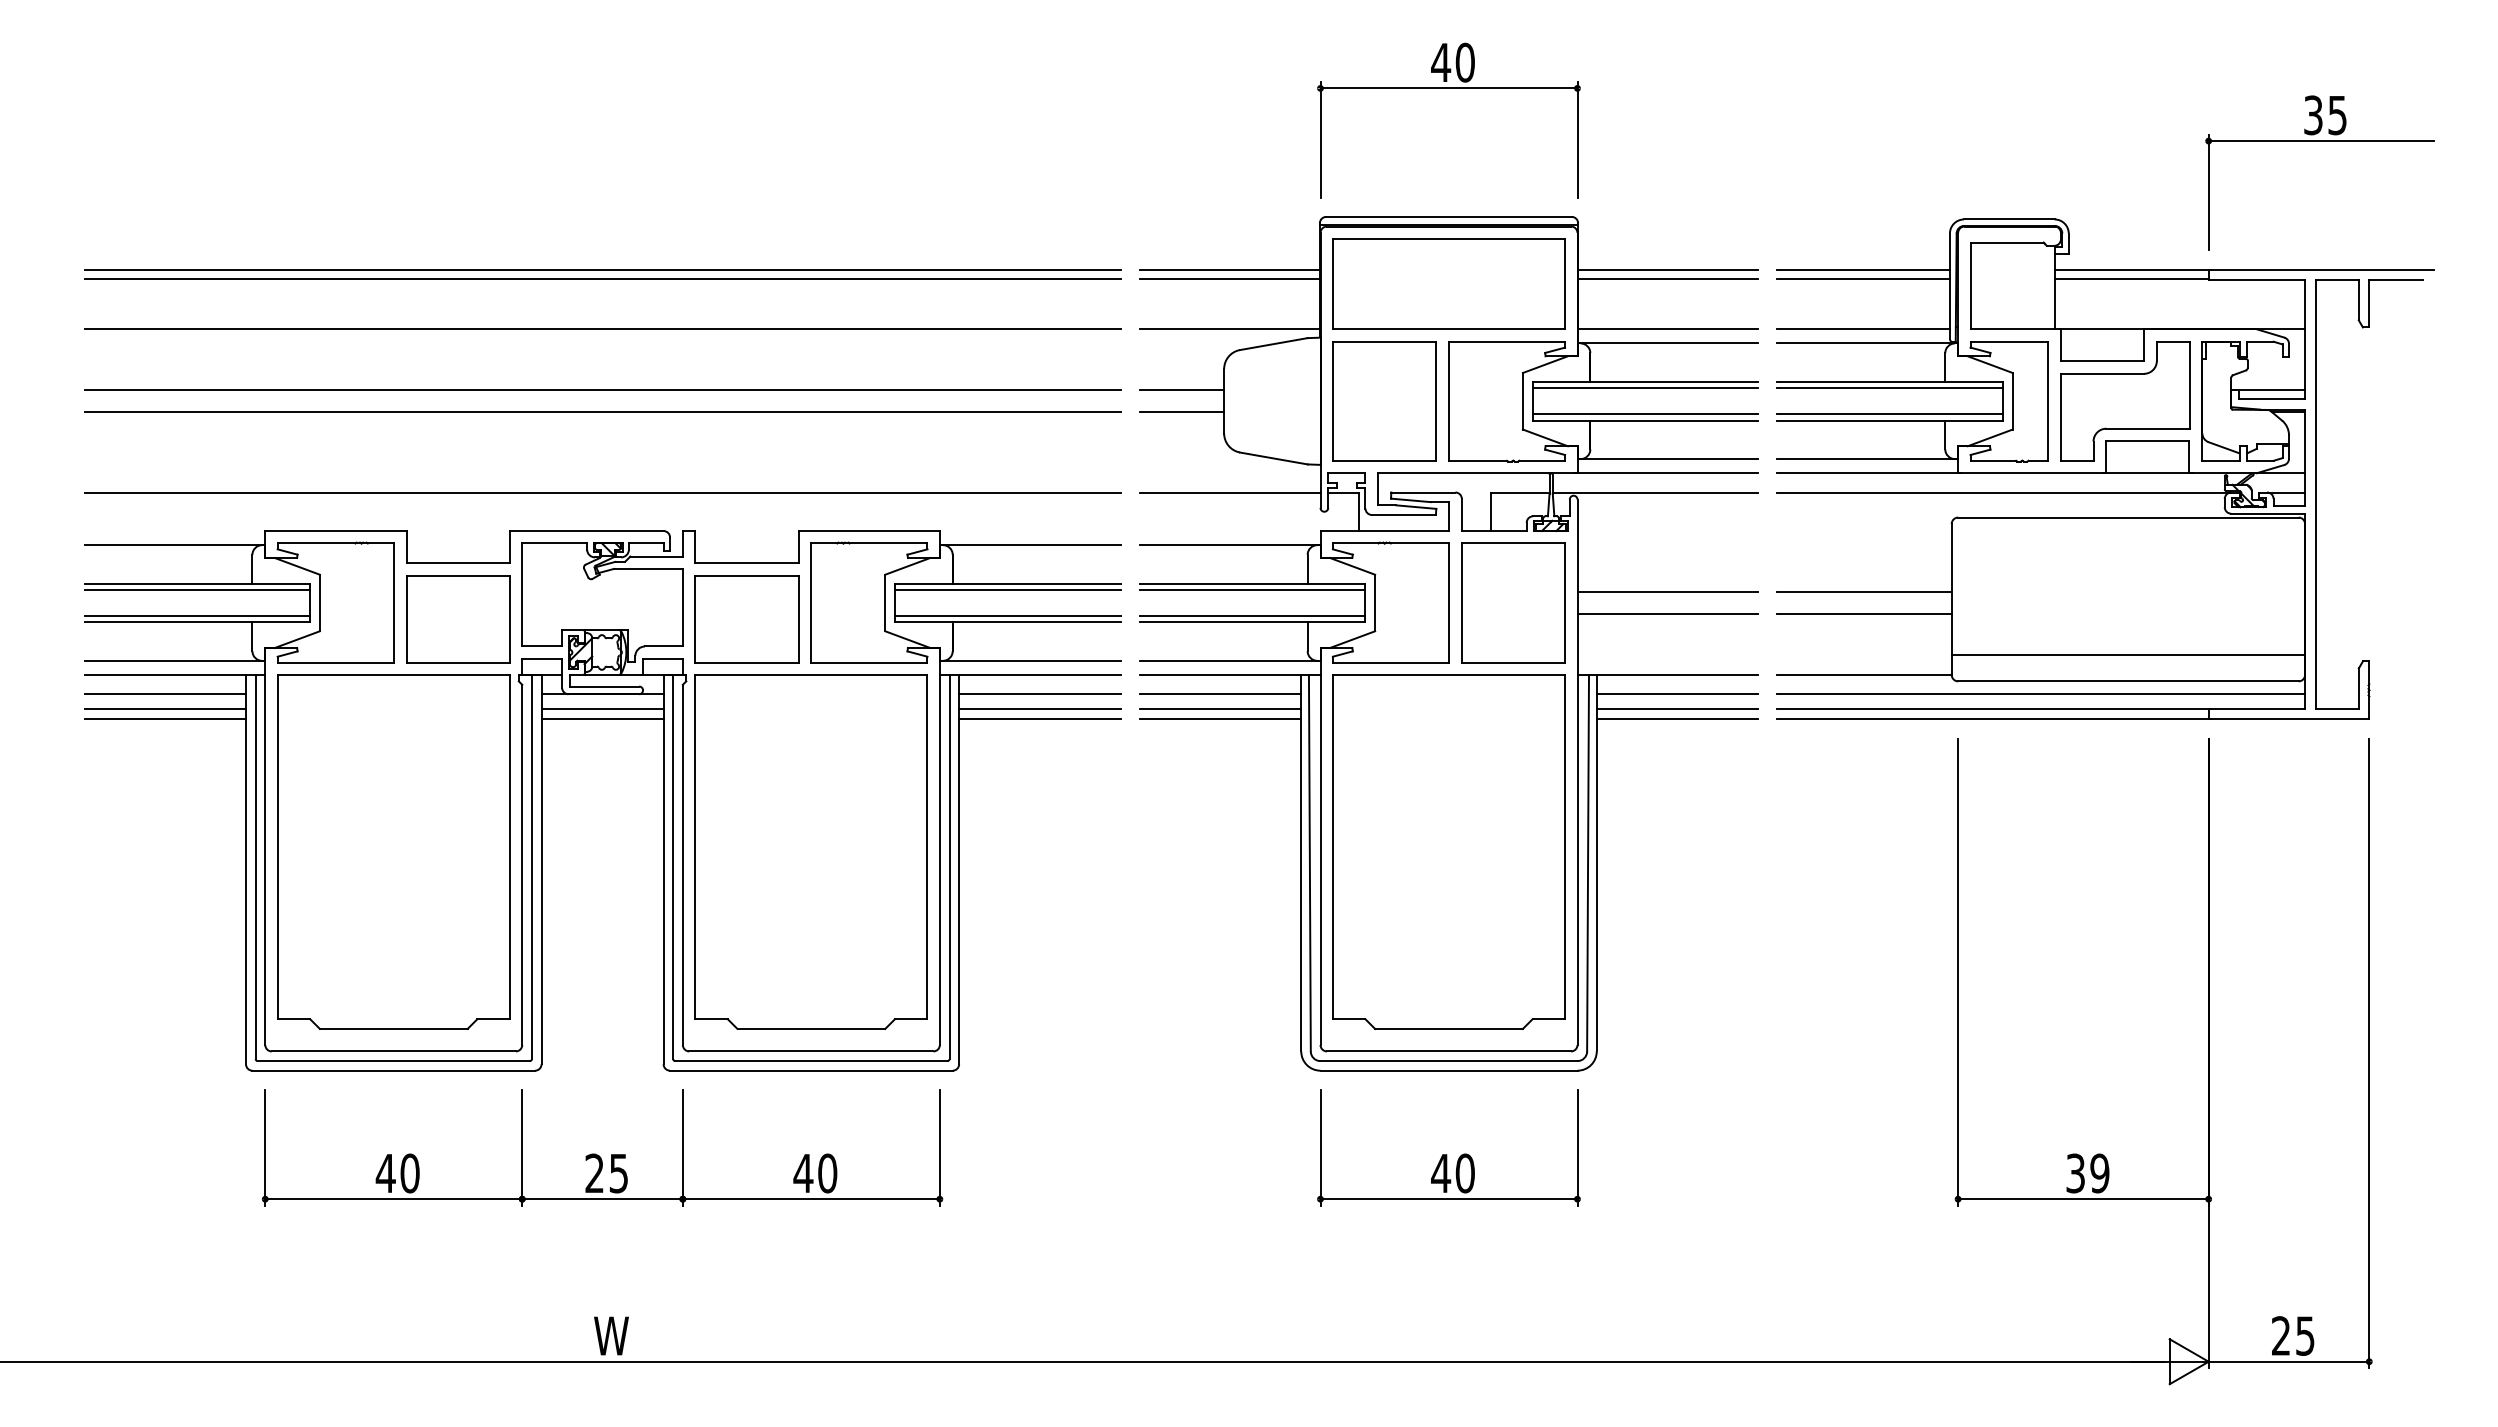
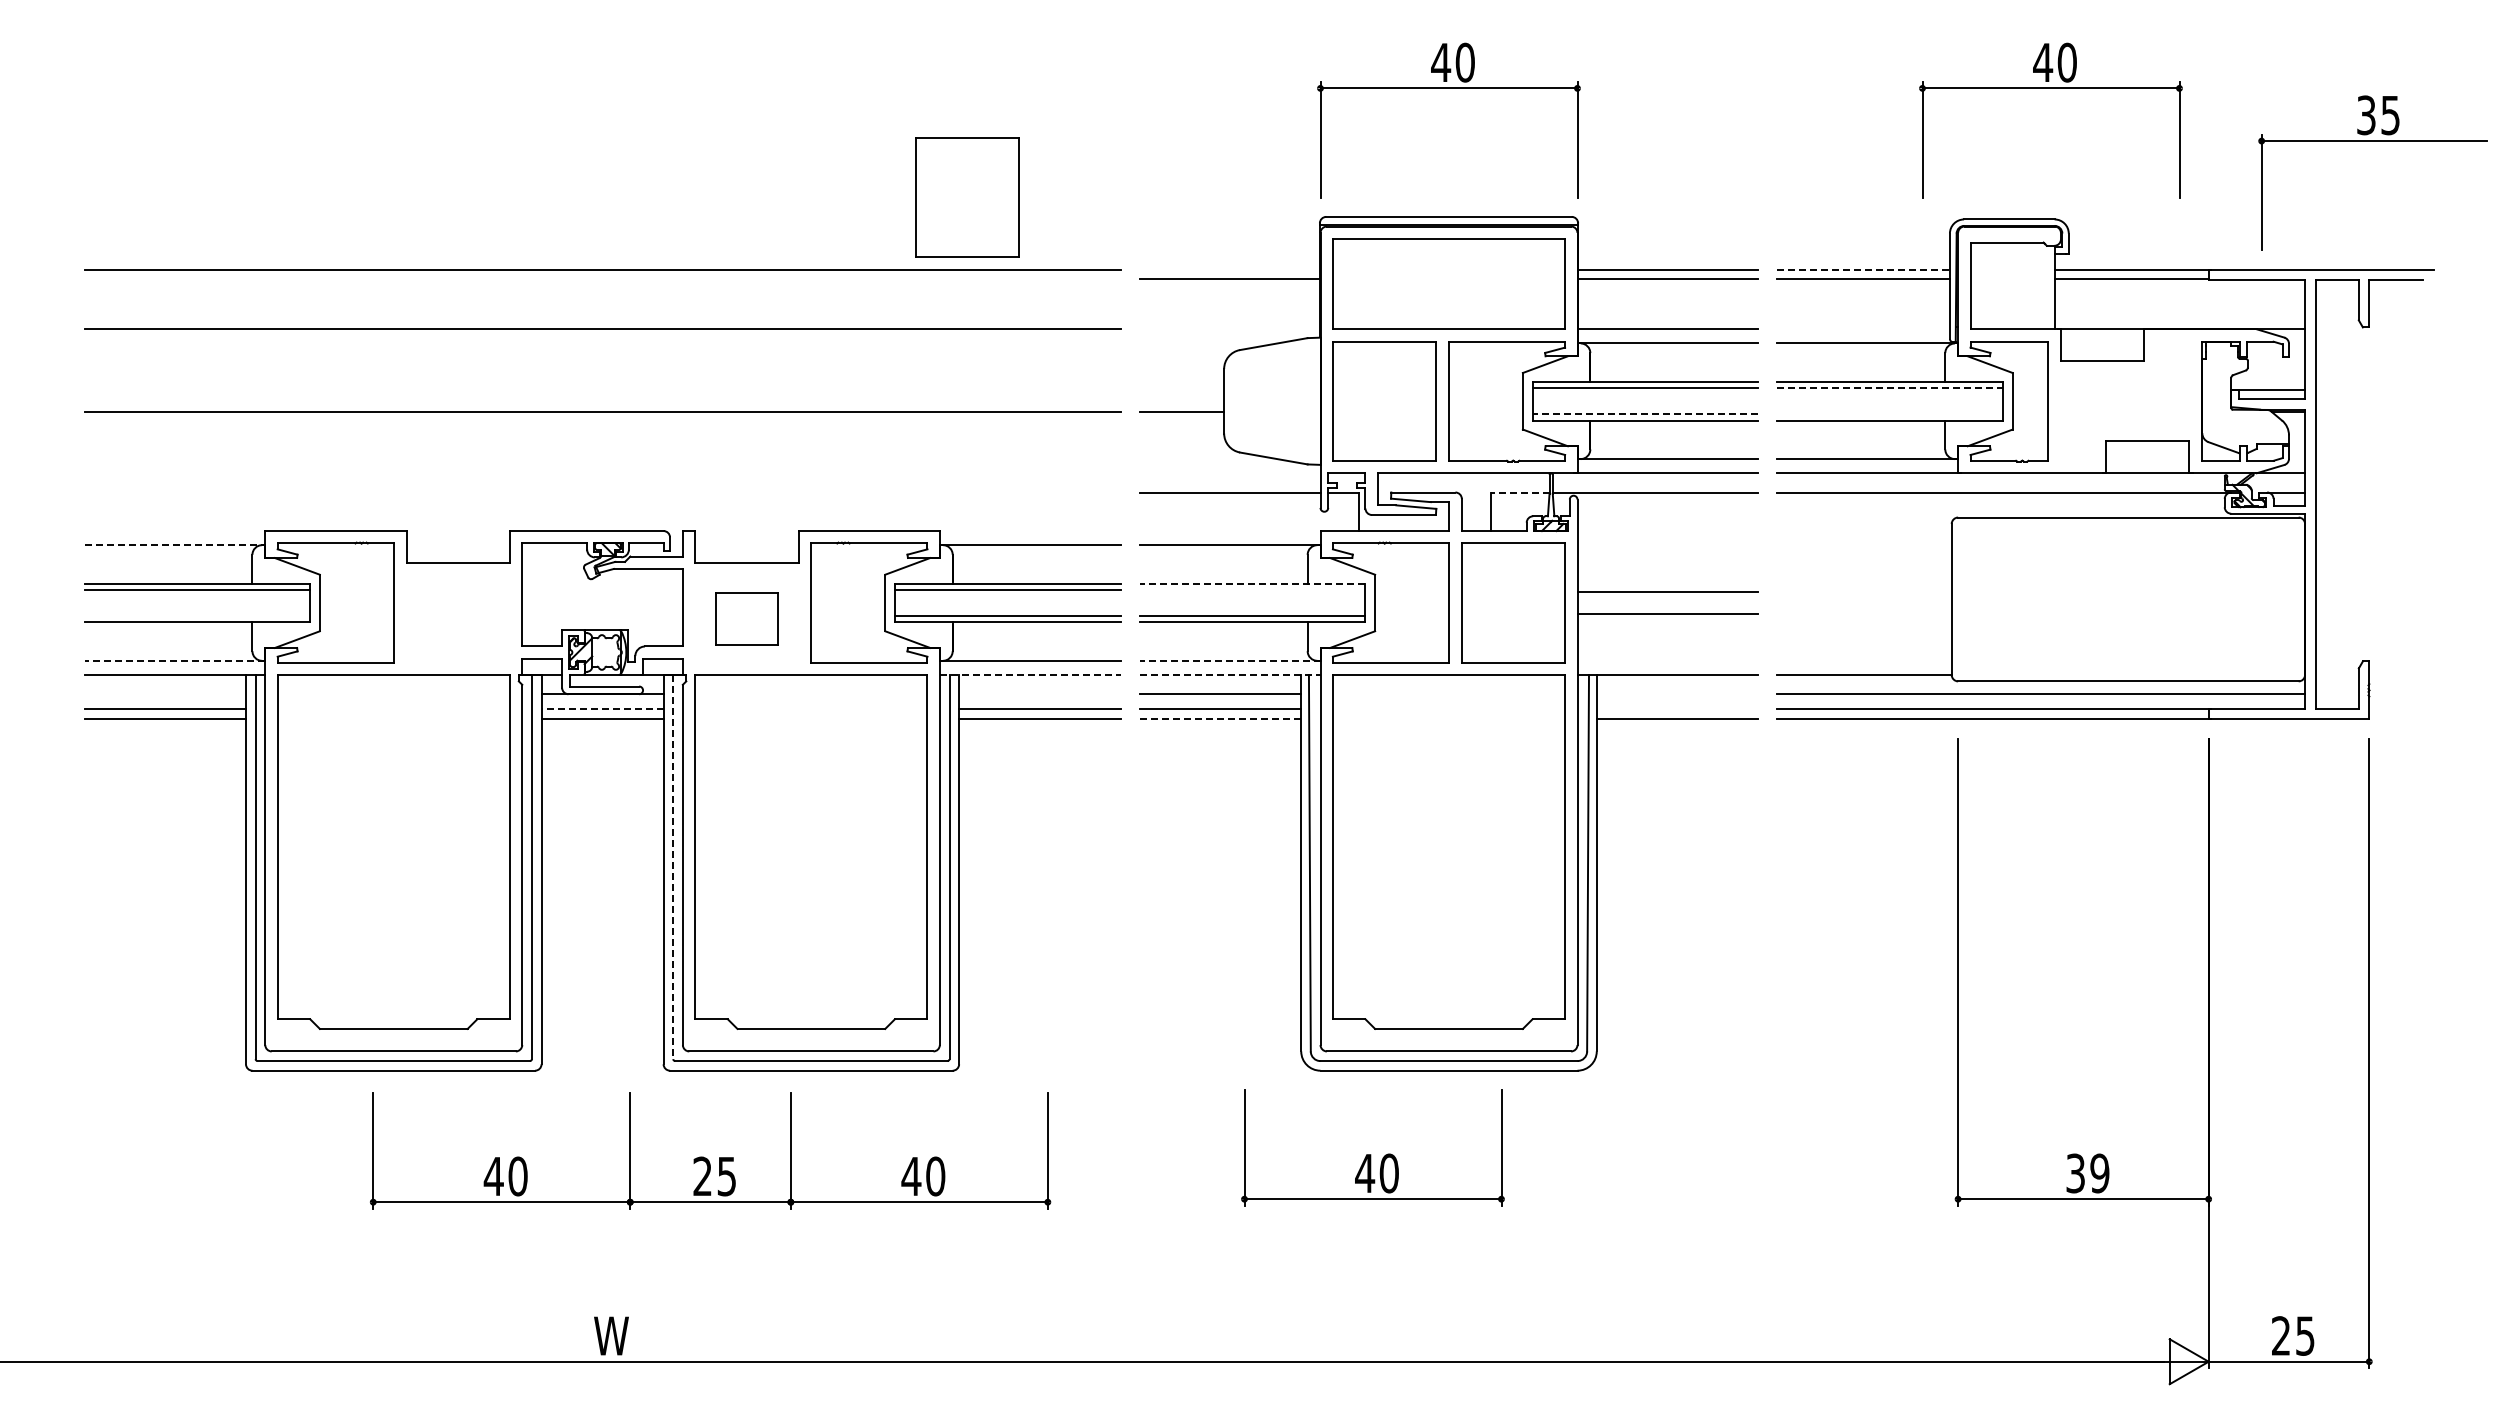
part: none -> present (2050, 88)
part position: (2319, 141) -> (2372, 141) (2372, 141)
part: none -> present (967, 197)
line: present -> none (1229, 269)
line: solid -> dashed (1864, 269)
line: present -> none (602, 278)
line: present -> none (1229, 329)
line: present -> none (1863, 329)
line: solid -> dashed (1890, 388)
line: present -> none (602, 390)
line: present -> none (1181, 390)
part: present -> none (2125, 401)
line: solid -> dashed (1645, 414)
line: present -> none (1890, 414)
line: present -> none (602, 492)
line: solid -> dashed (1519, 492)
line: solid -> dashed (175, 545)
line: solid -> dashed (1252, 583)
line: present -> none (1252, 590)
line: present -> none (1864, 592)
line: present -> none (1864, 613)
line: present -> none (197, 615)
part: present -> none (458, 619)
part size: 106x89 px -> 64x54 px (746, 618)
line: present -> none (2128, 655)
line: solid -> dashed (174, 660)
line: solid -> dashed (1229, 660)
line: solid -> dashed (1030, 674)
line: solid -> dashed (1230, 674)
line: present -> none (165, 694)
line: present -> none (1039, 694)
line: present -> none (1677, 694)
line: solid -> dashed (602, 708)
line: present -> none (1677, 708)
line: solid -> dashed (1220, 719)
line: solid -> dashed (673, 867)
part position: (1447, 1154) -> (1371, 1154) (1371, 1154)
part position: (599, 1155) -> (707, 1158) (707, 1158)
